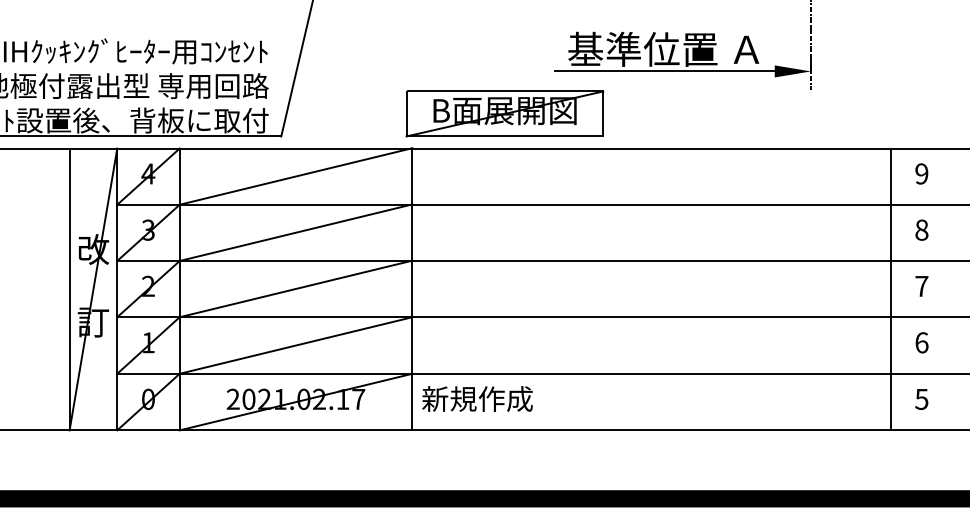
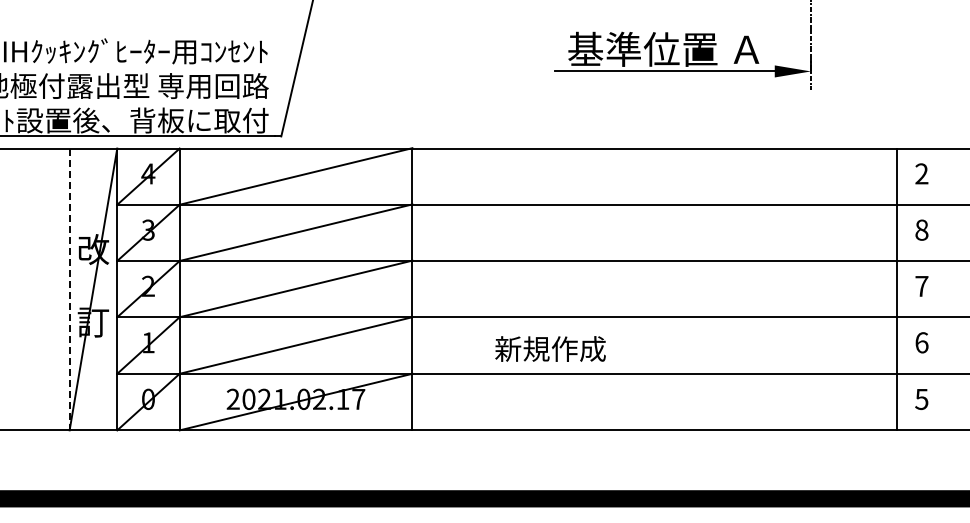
part: present -> none (504, 113)
text: 9 -> 2 (921, 173)
line: solid -> dashed (69, 289)
line position: (890, 289) -> (896, 289) (896, 289)
text position: (477, 398) -> (550, 348) (550, 348)
